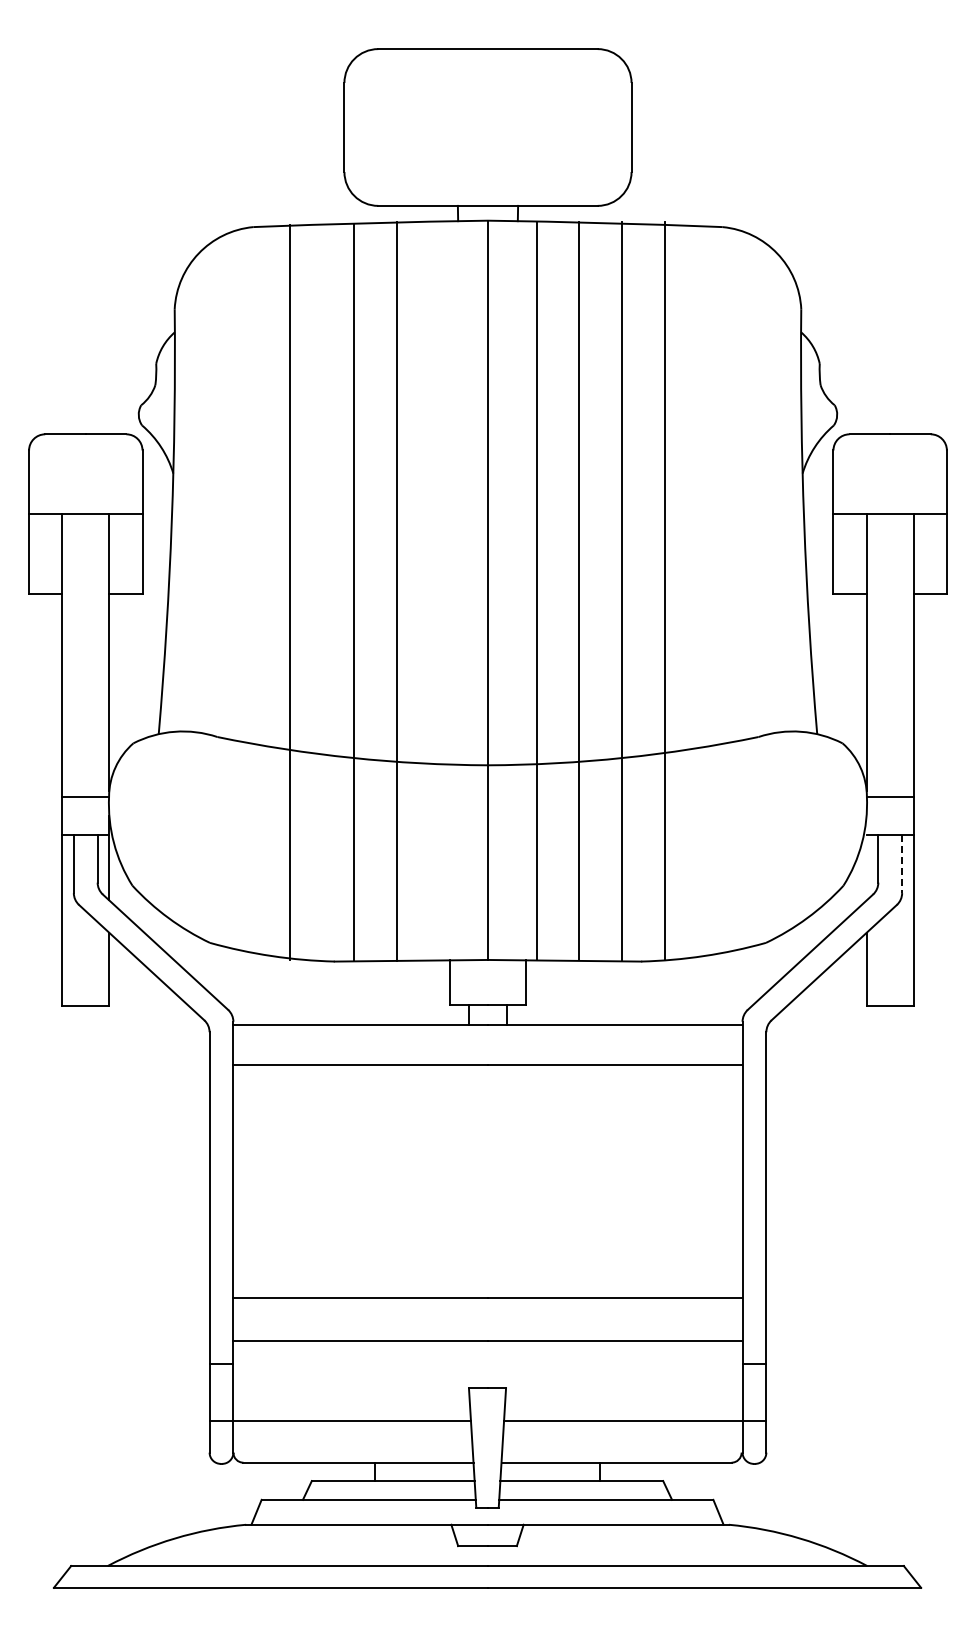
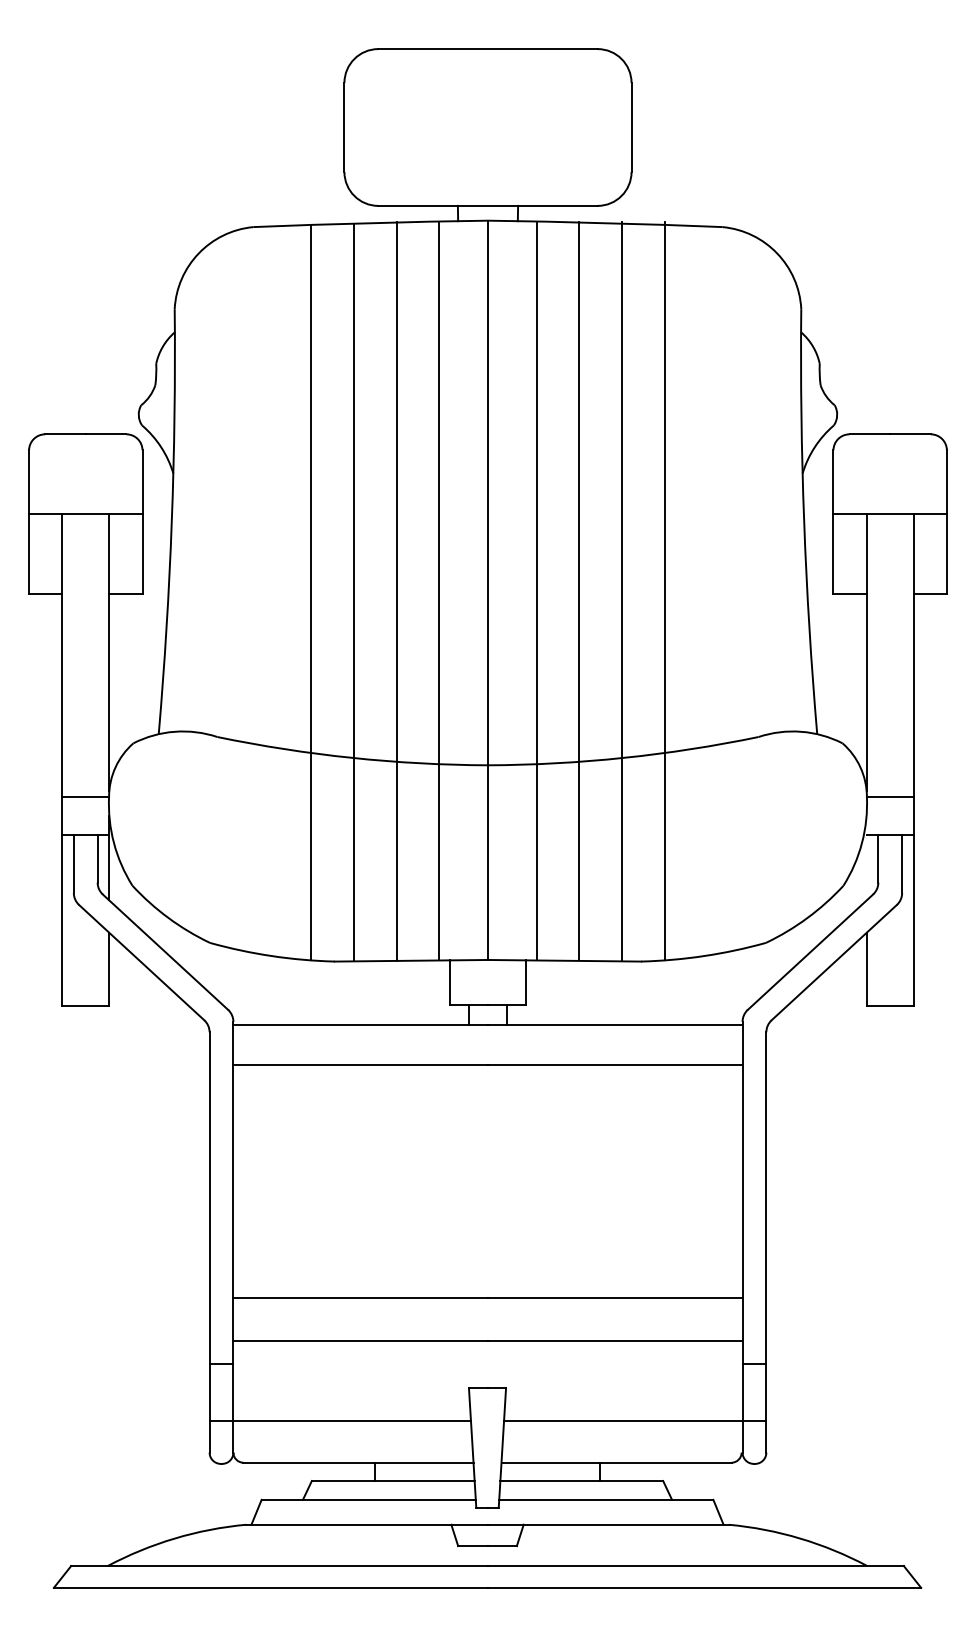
line: none -> present (439, 590)
line position: (289, 592) -> (310, 592) (310, 592)
line: dashed -> solid (902, 864)
